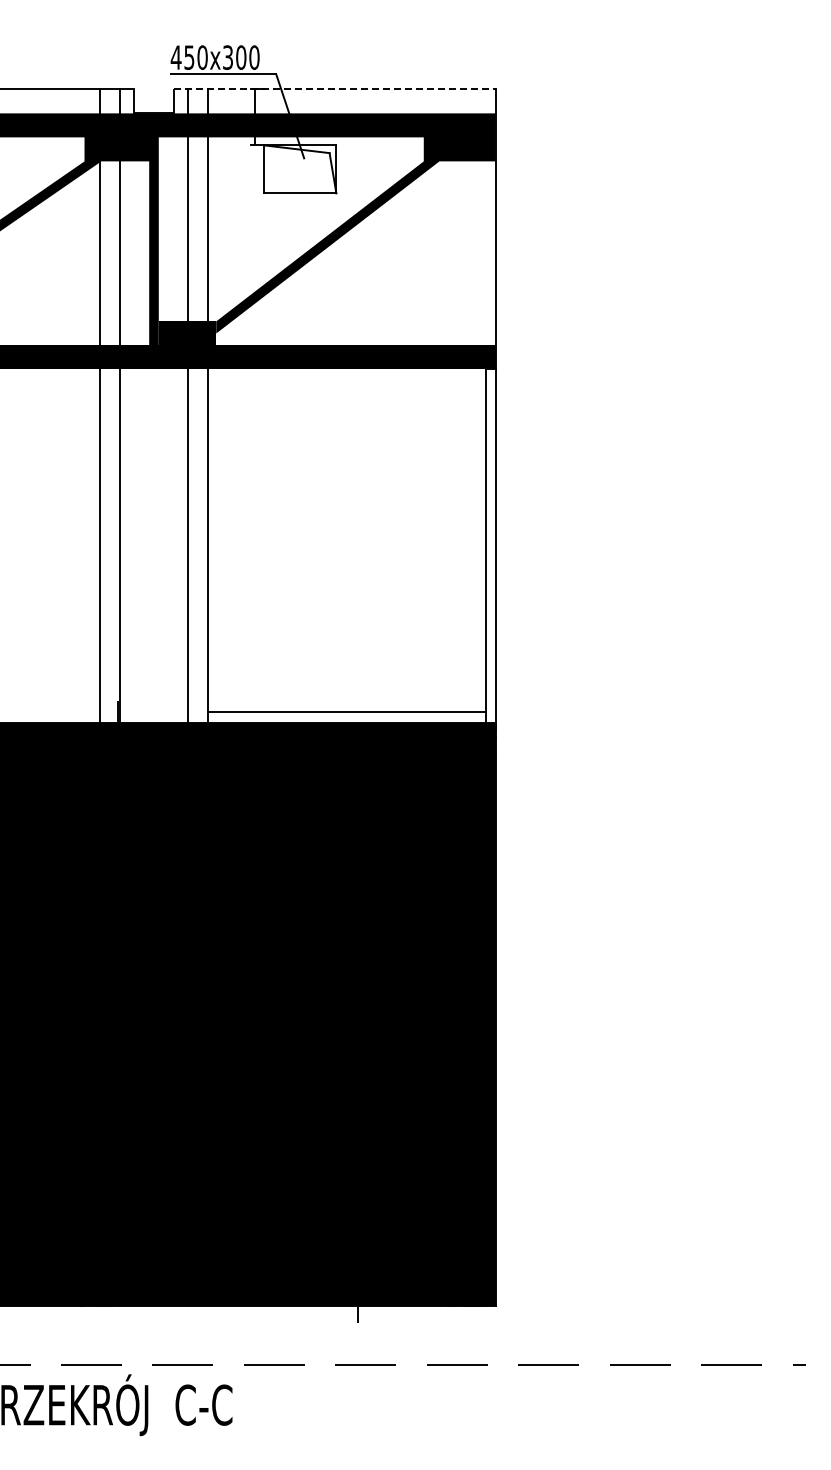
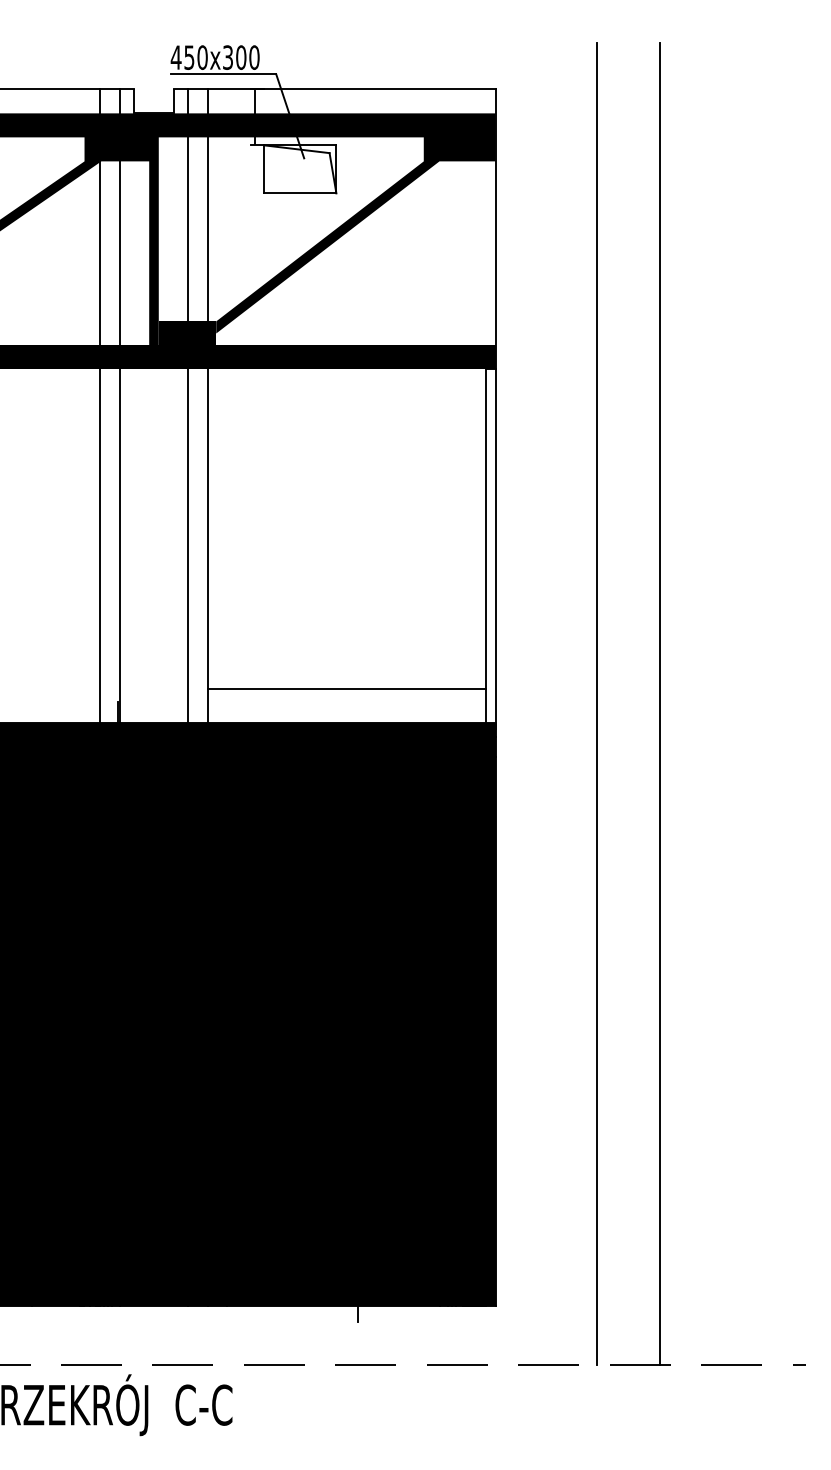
line: dashed -> solid (334, 89)
line: none -> present (597, 703)
line: none -> present (659, 703)
line position: (346, 712) -> (346, 689) (346, 689)
